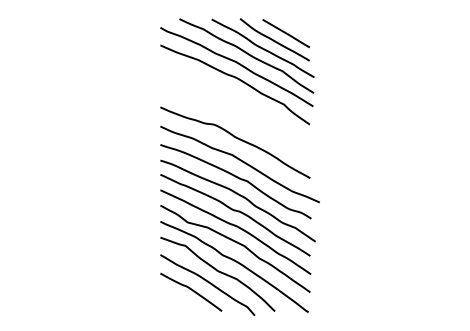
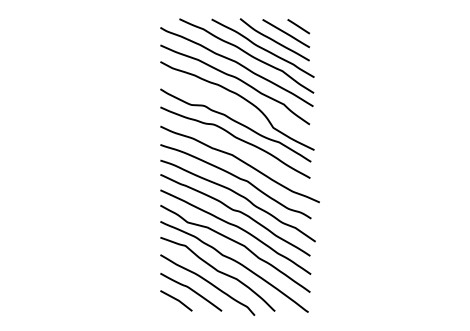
line: none -> present (298, 26)
part: none -> present (234, 119)
curve: none -> present (176, 300)
